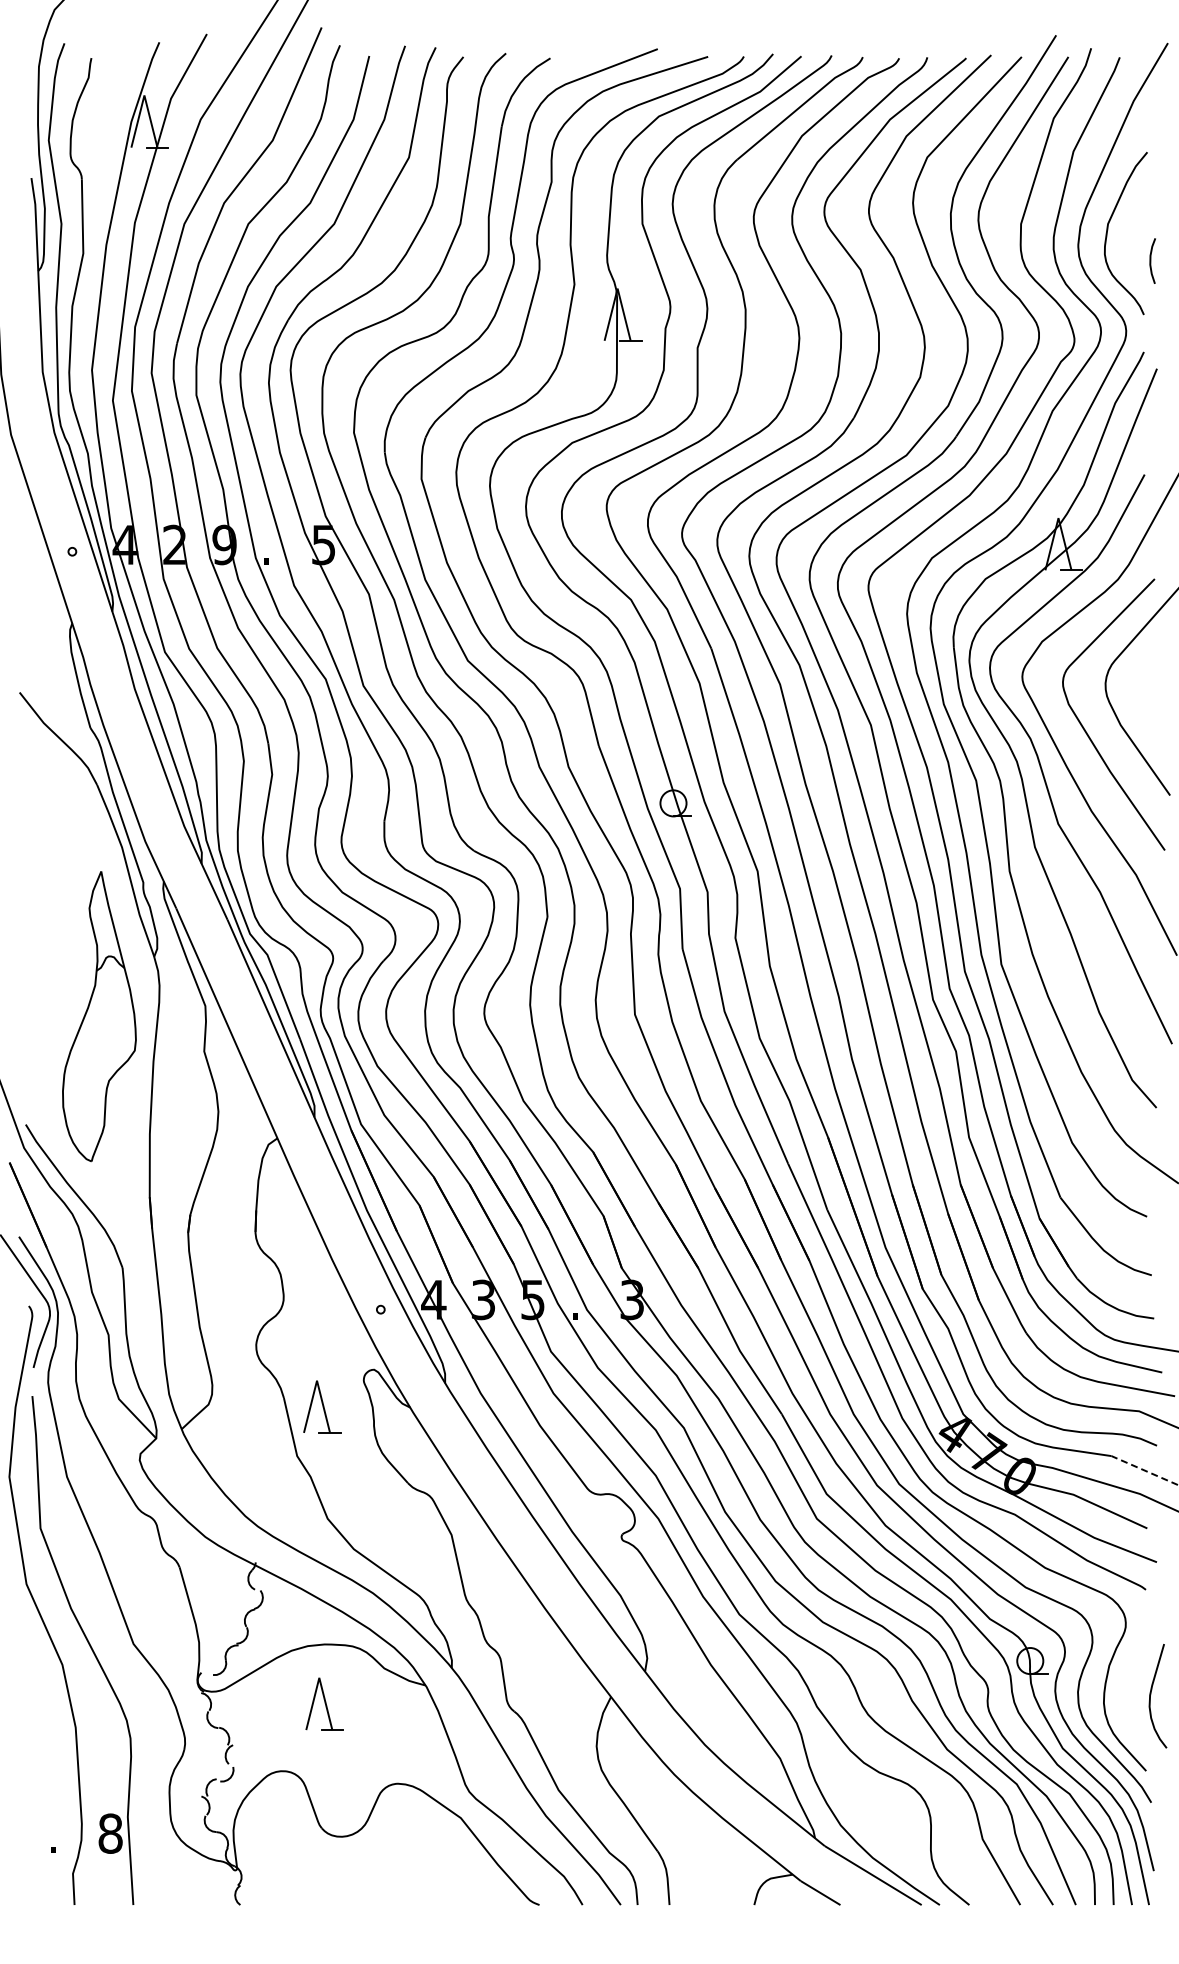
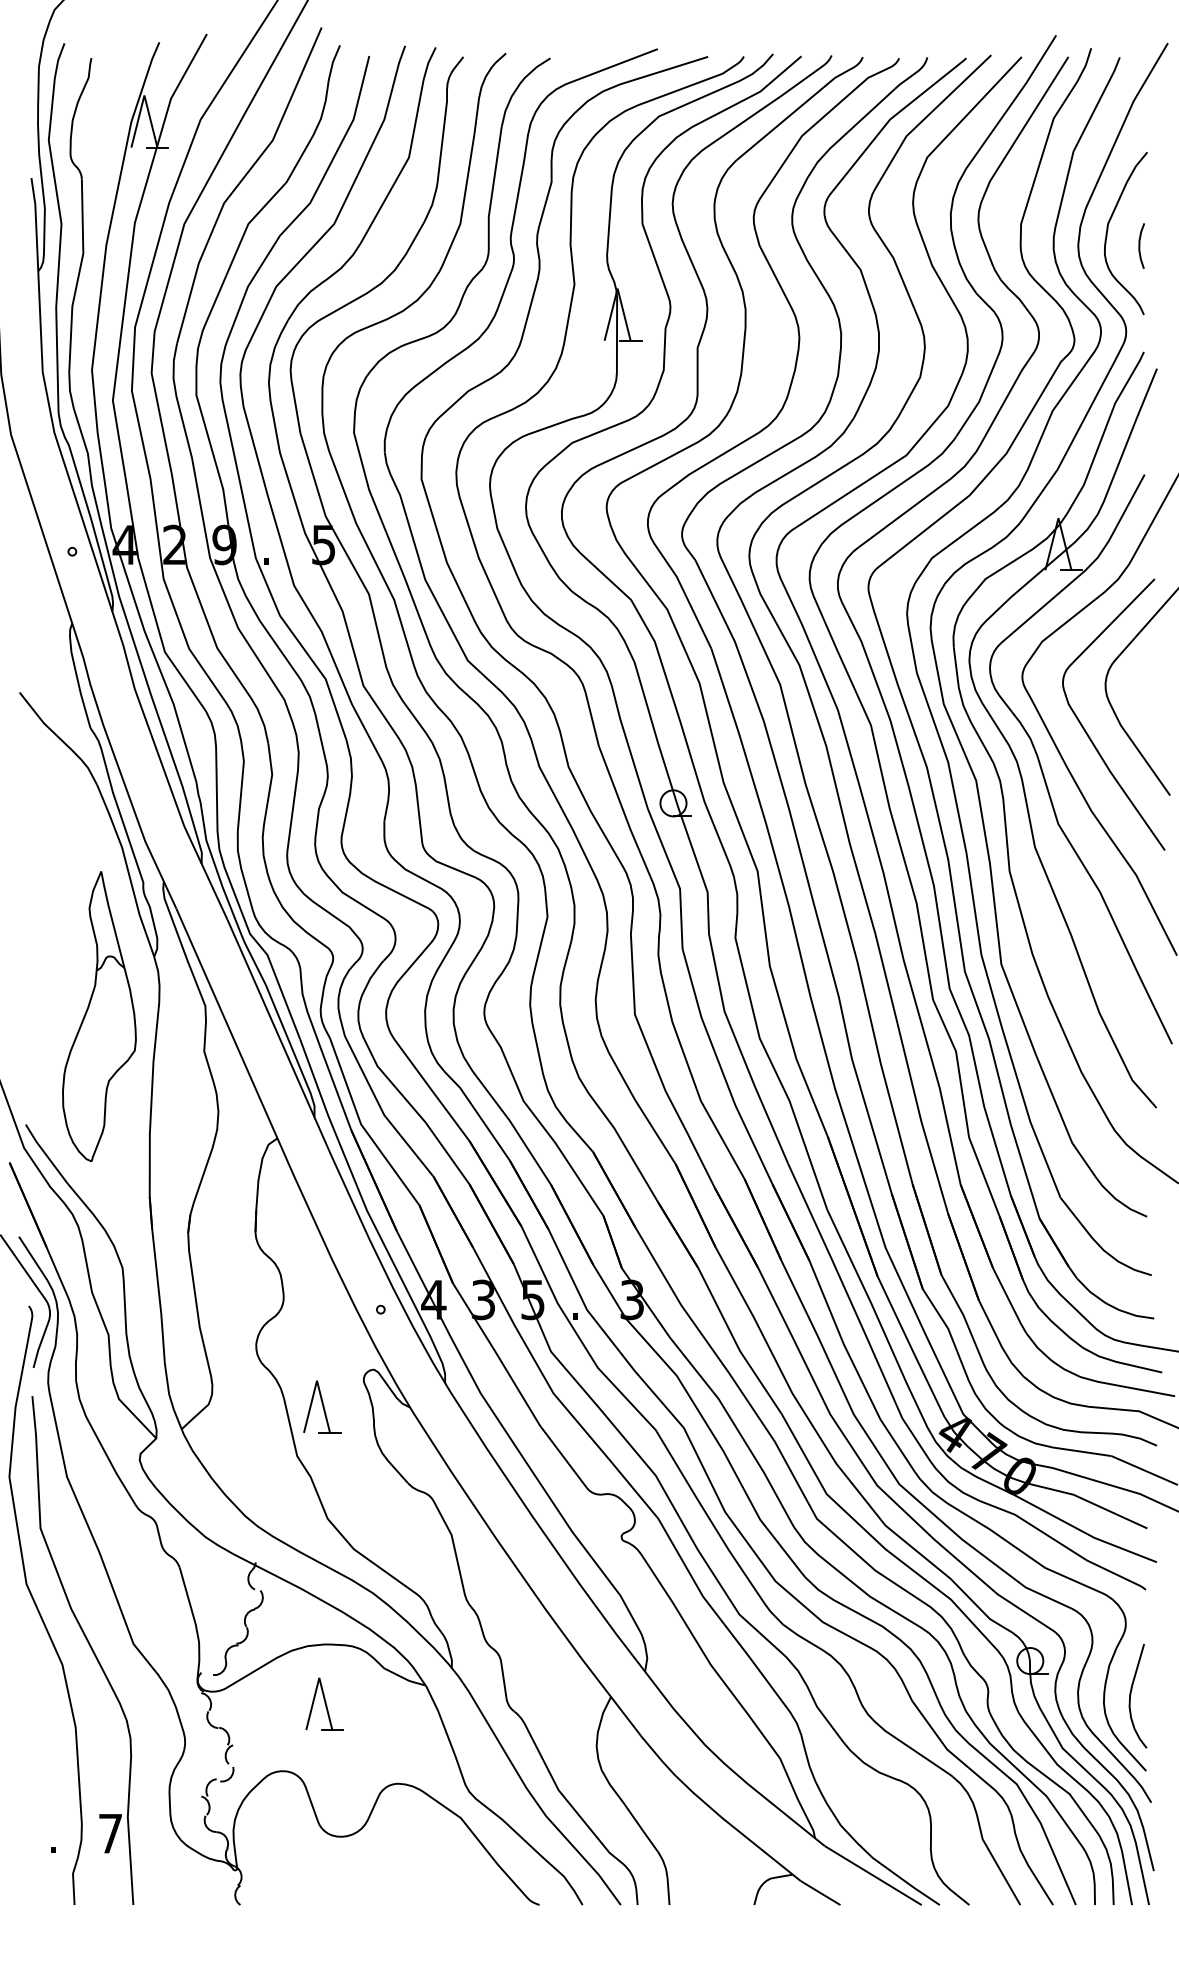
curve position: (1151, 260) -> (1140, 245) (1140, 245)
line: dashed -> solid (1144, 1470)
curve position: (1151, 1694) -> (1131, 1694) (1131, 1694)
text: 8 -> 7 (110, 1833)
